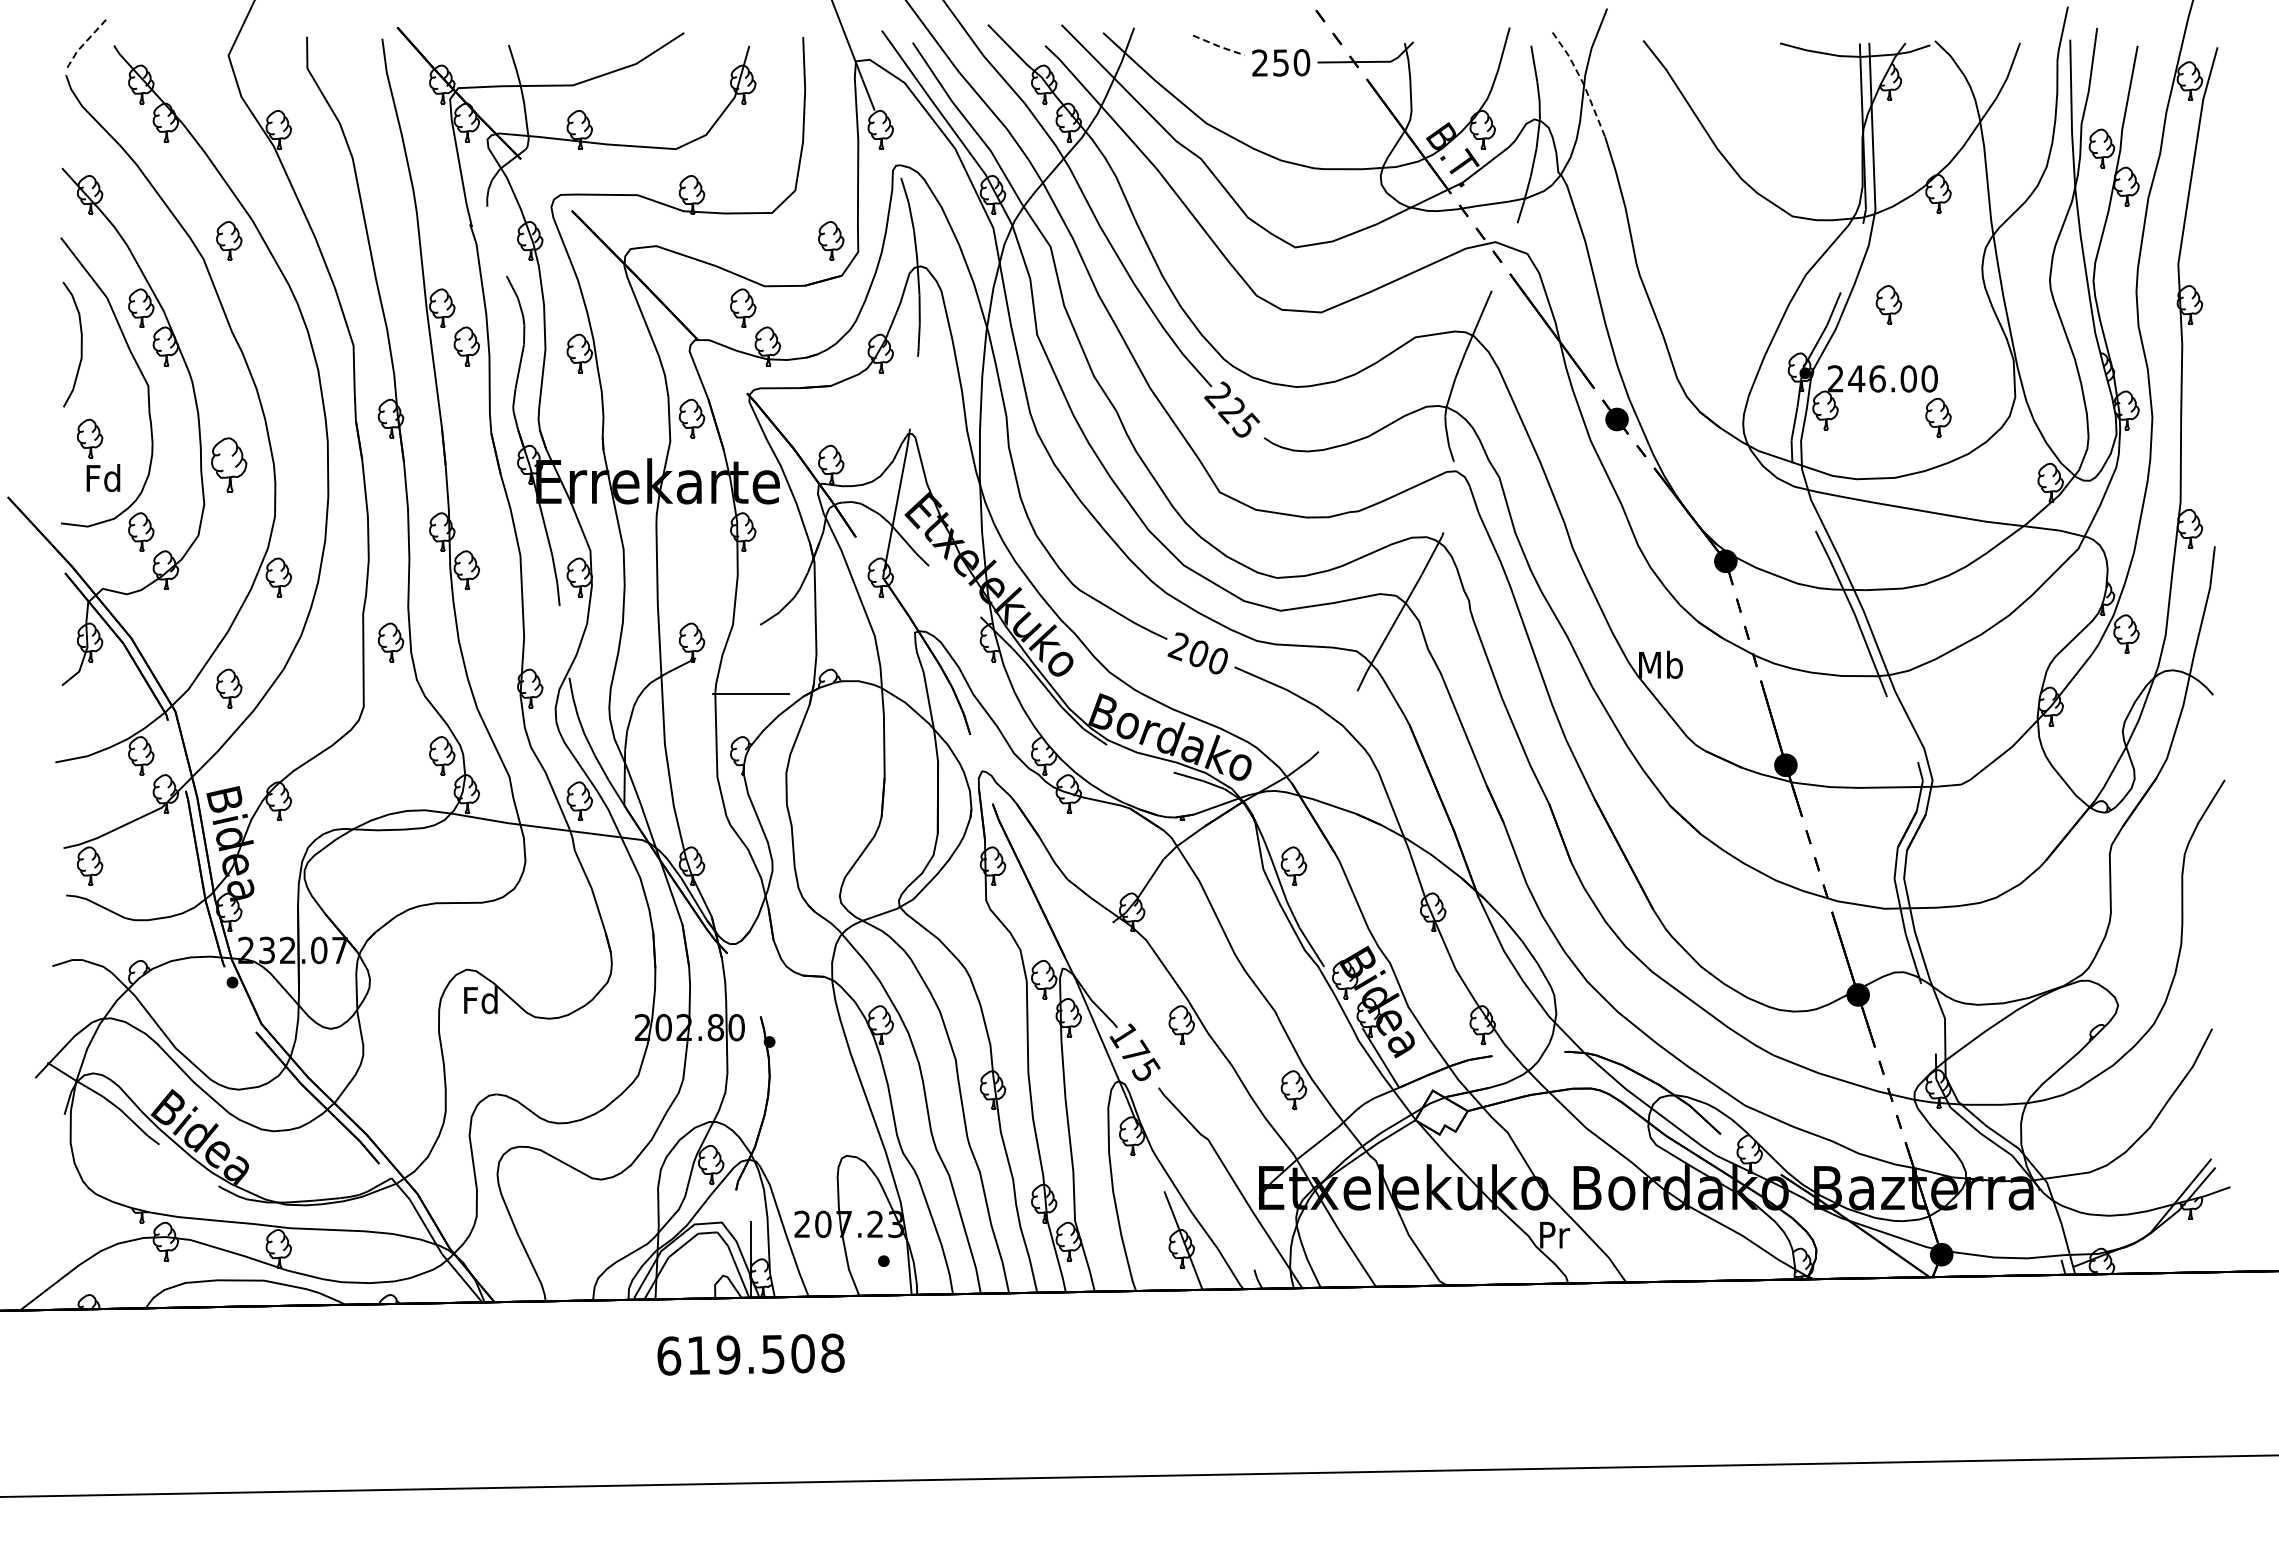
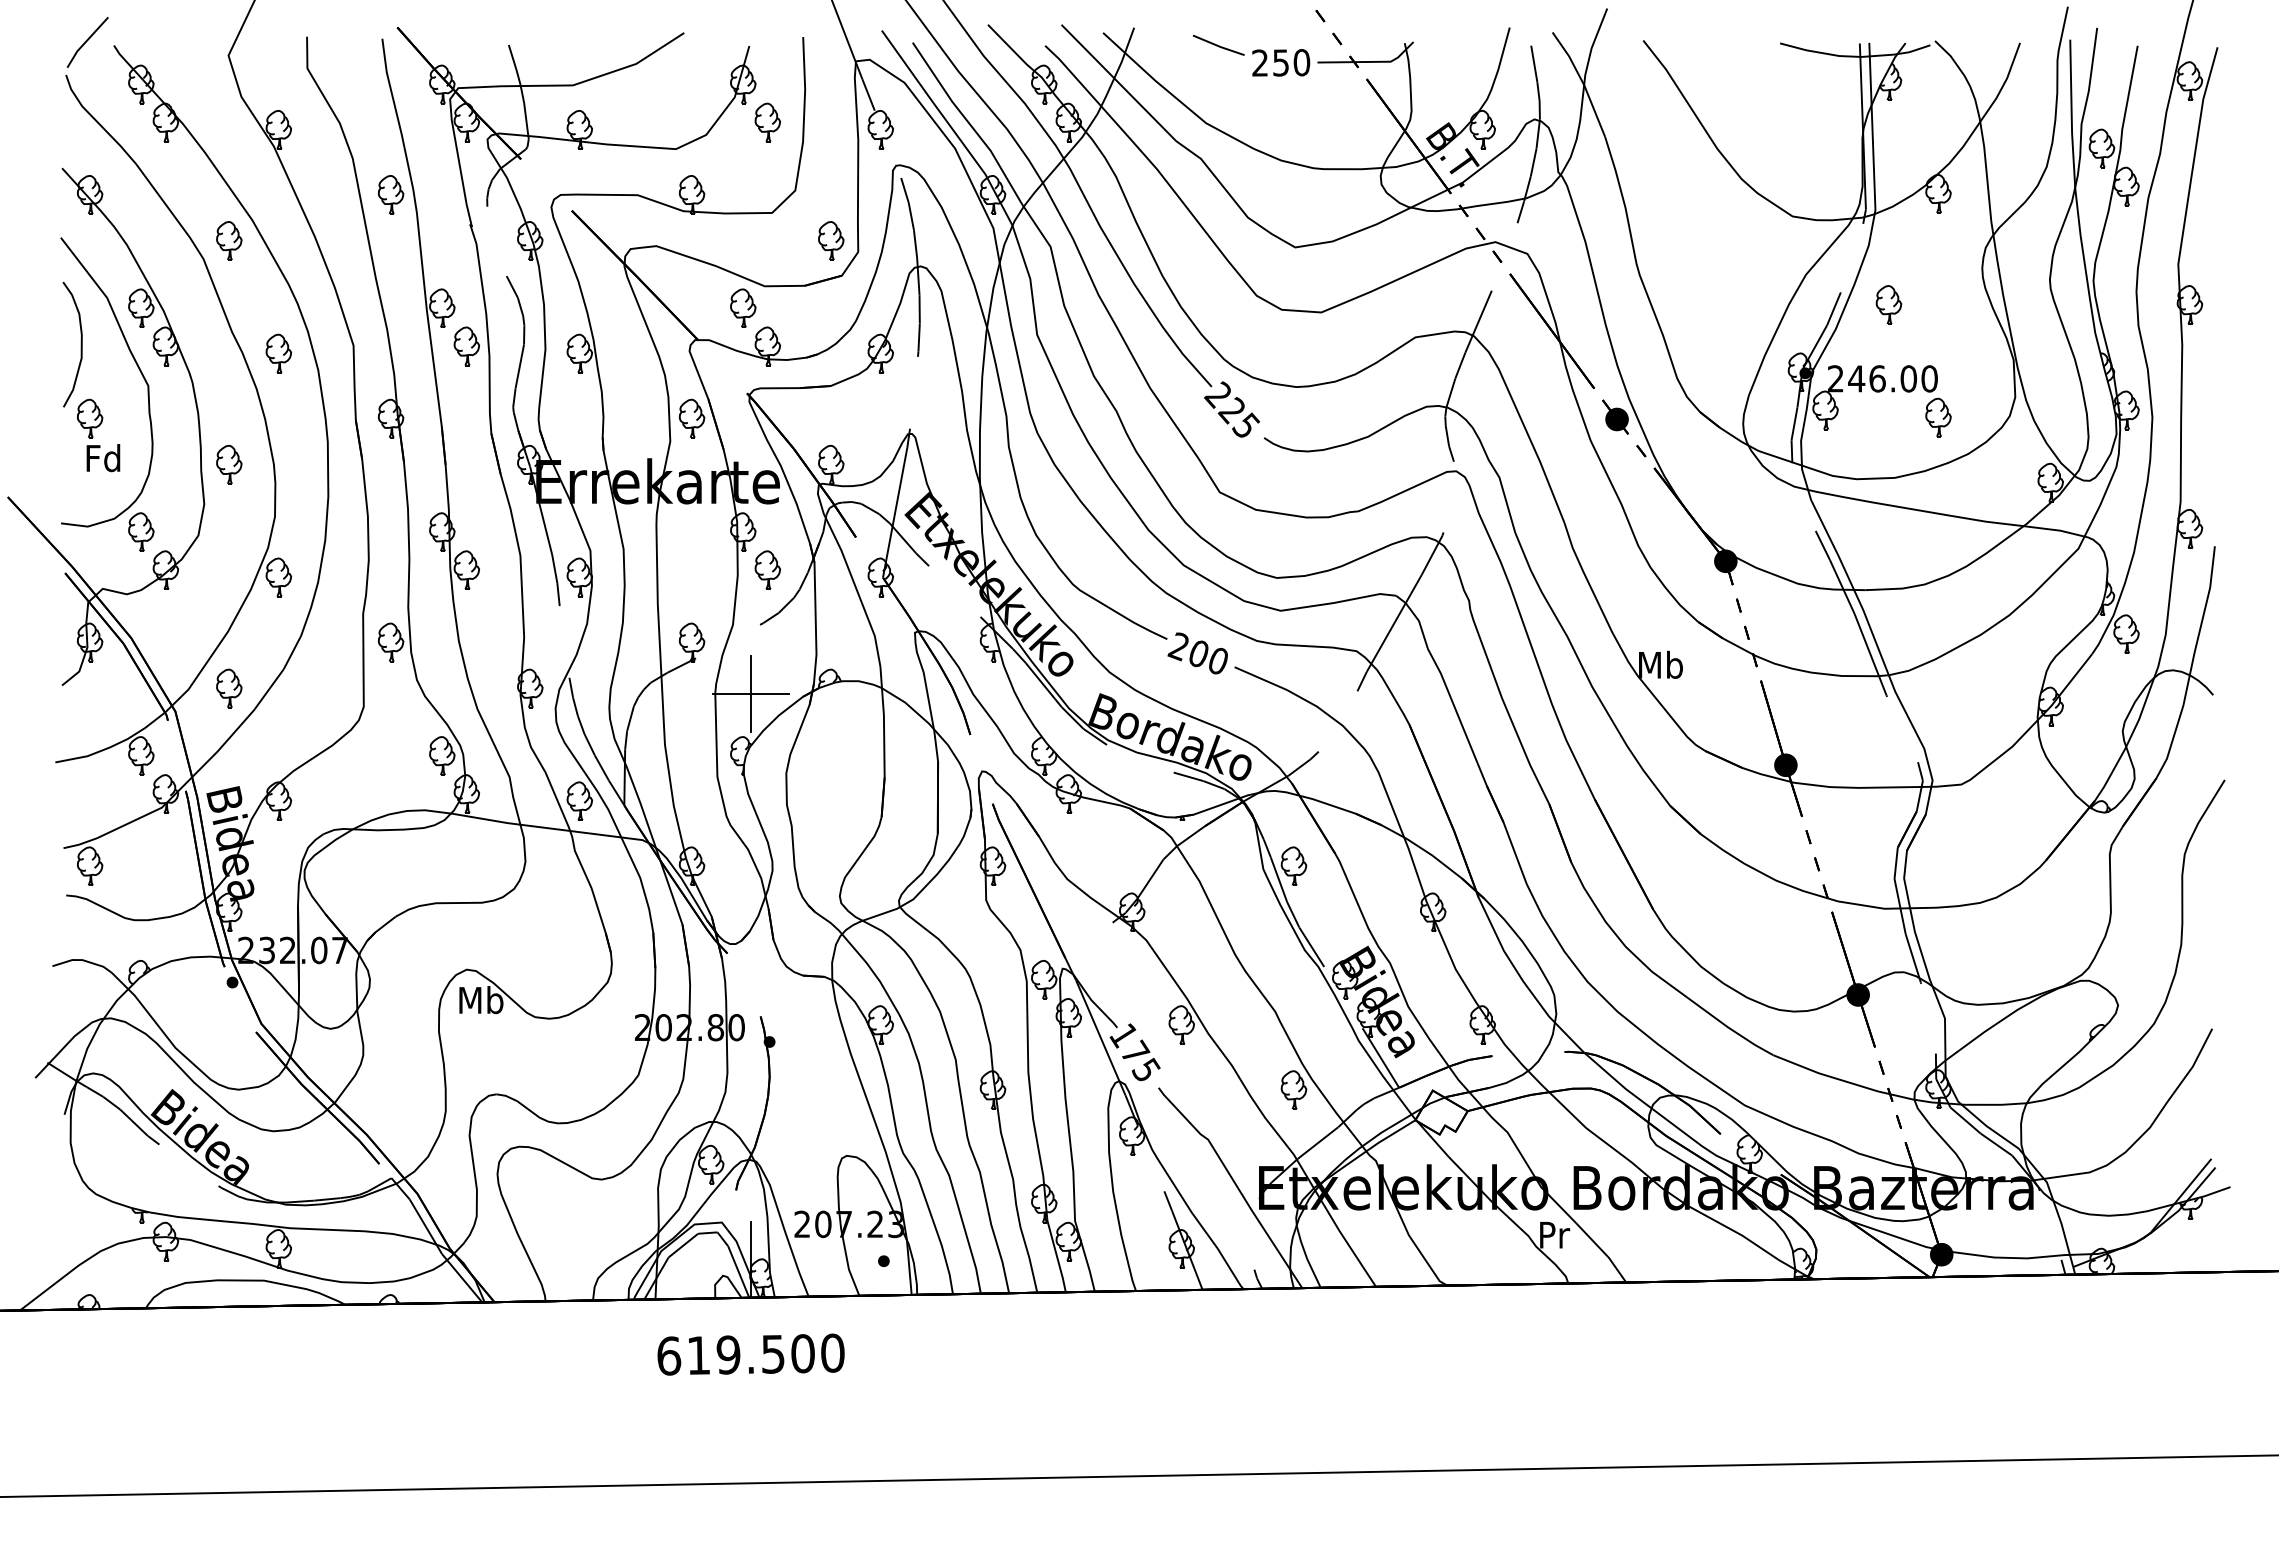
line: dashed -> solid (85, 41)
line: dashed -> solid (1219, 46)
line: dashed -> solid (1582, 82)
part: none -> present (767, 122)
part: none -> present (391, 194)
part: none -> present (278, 353)
part position: (98, 455) -> (98, 435) (98, 435)
part size: 37x56 px -> 27x41 px (229, 464)
part: none -> present (767, 569)
line: none -> present (750, 694)
text: Fd -> Mb (481, 1000)
text: 619.508 -> 619.500 (832, 1352)
